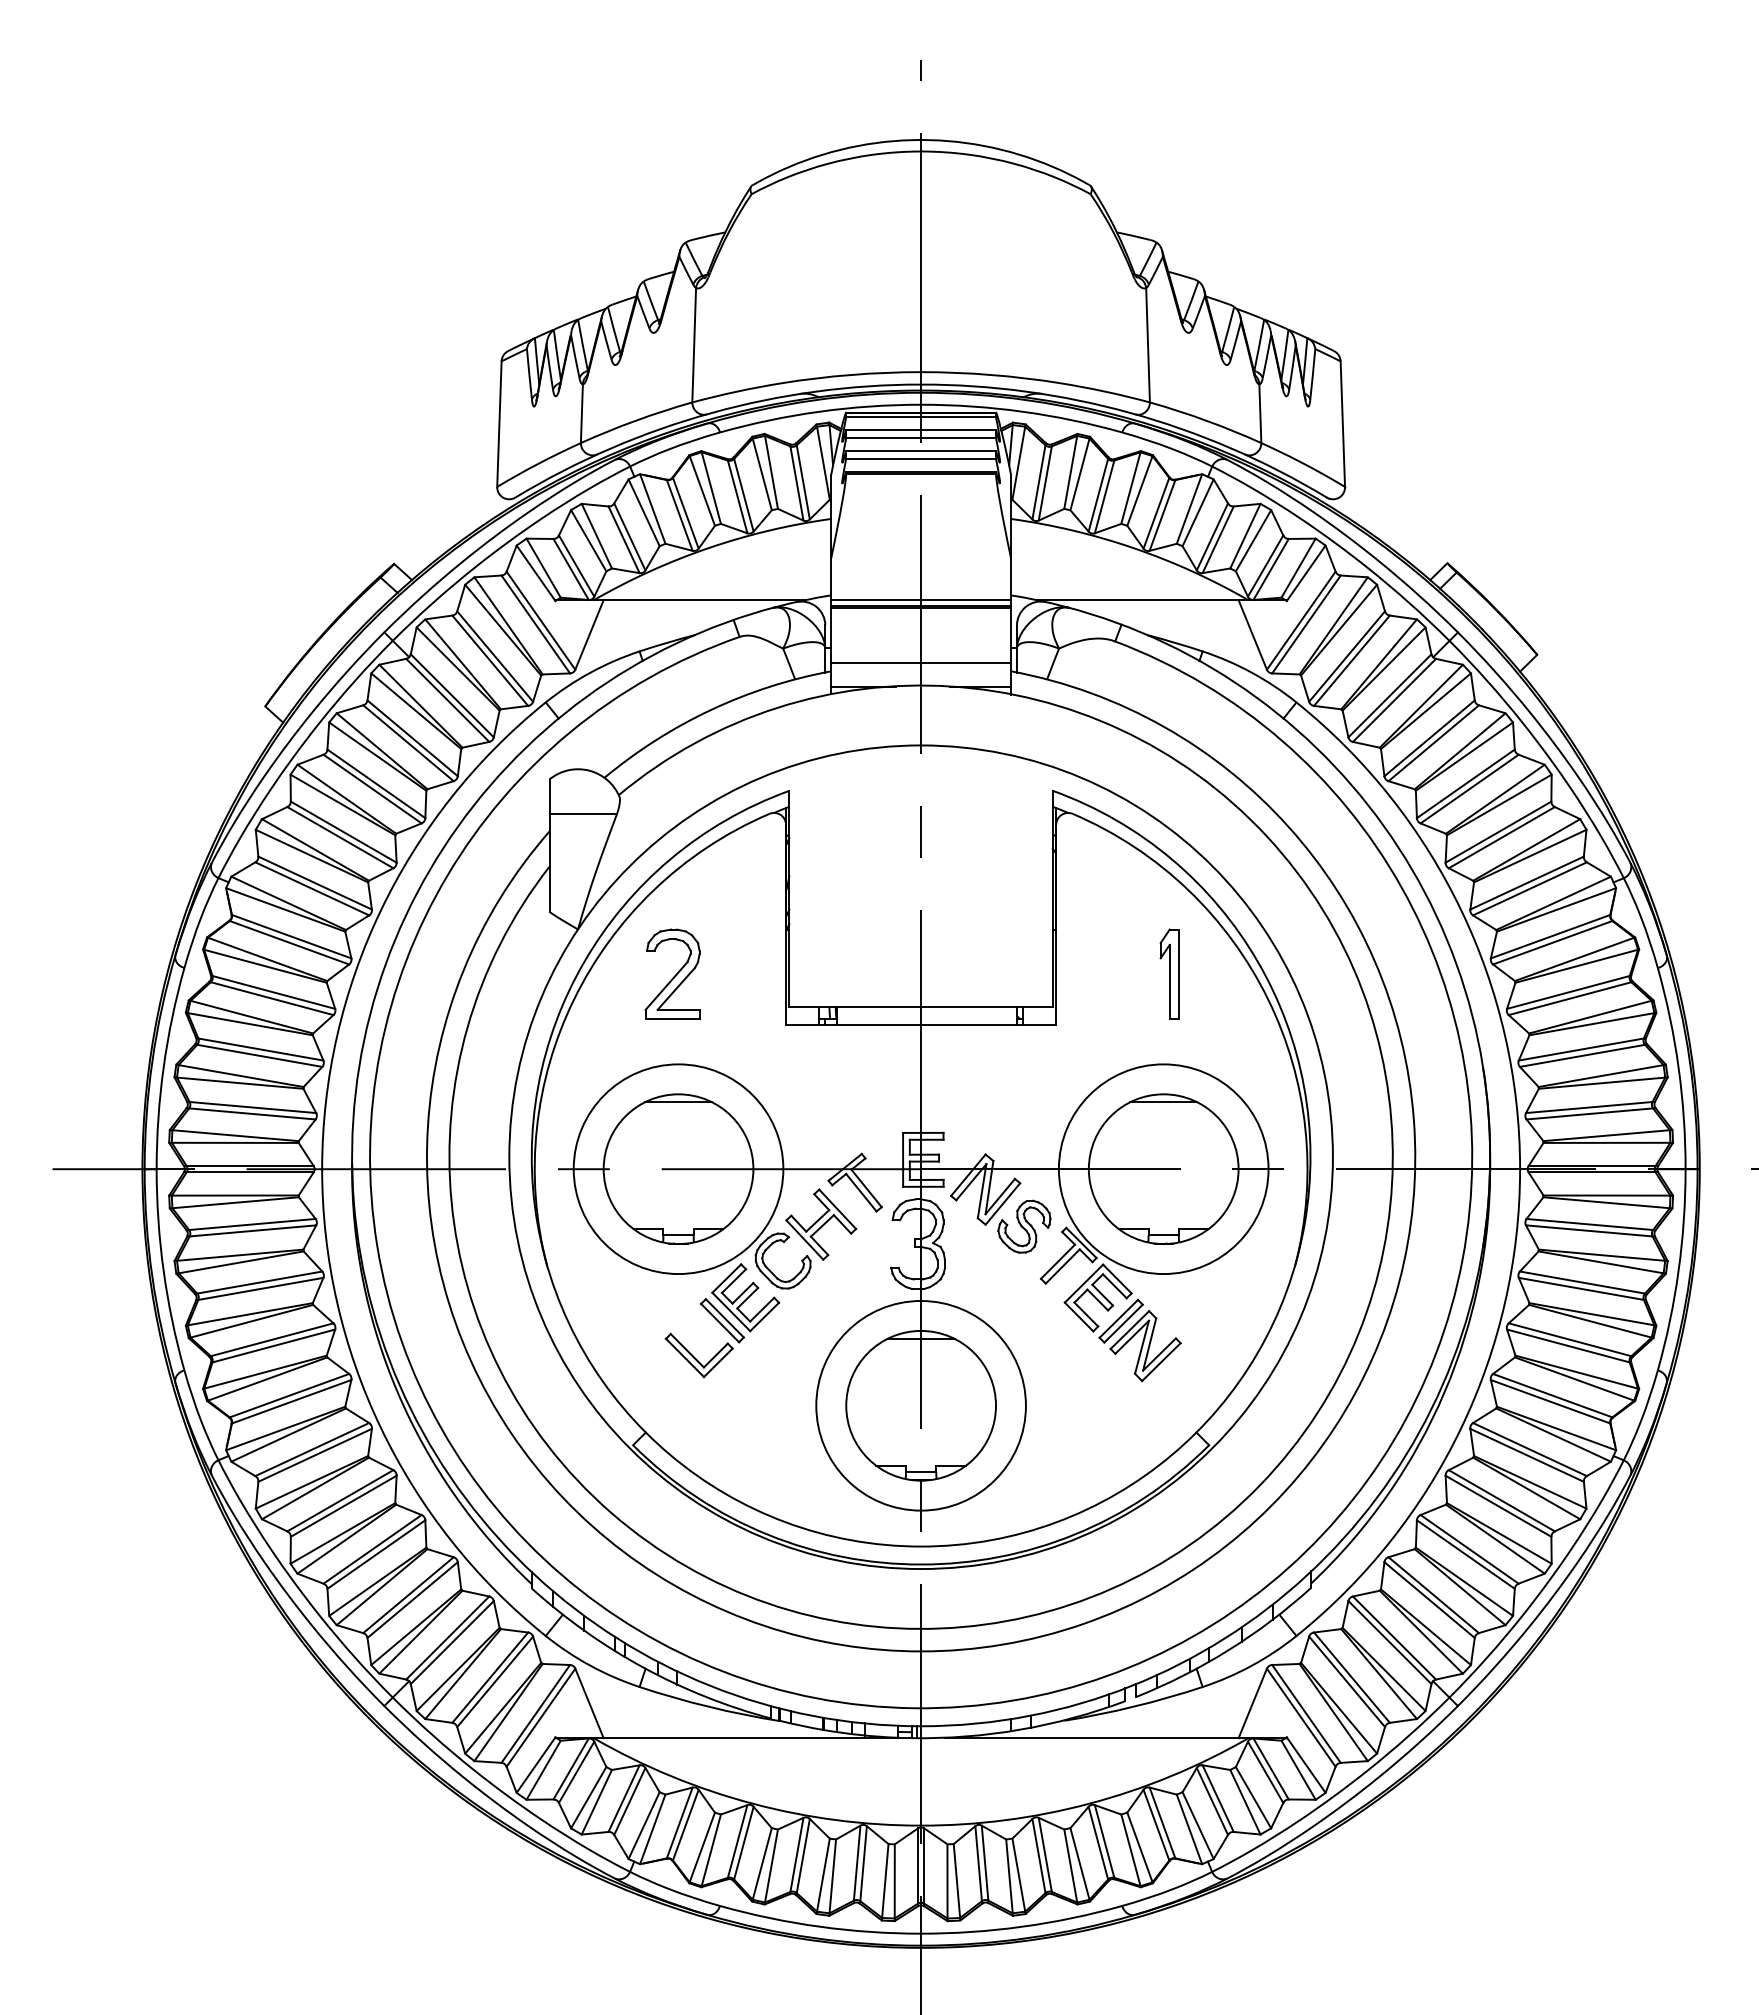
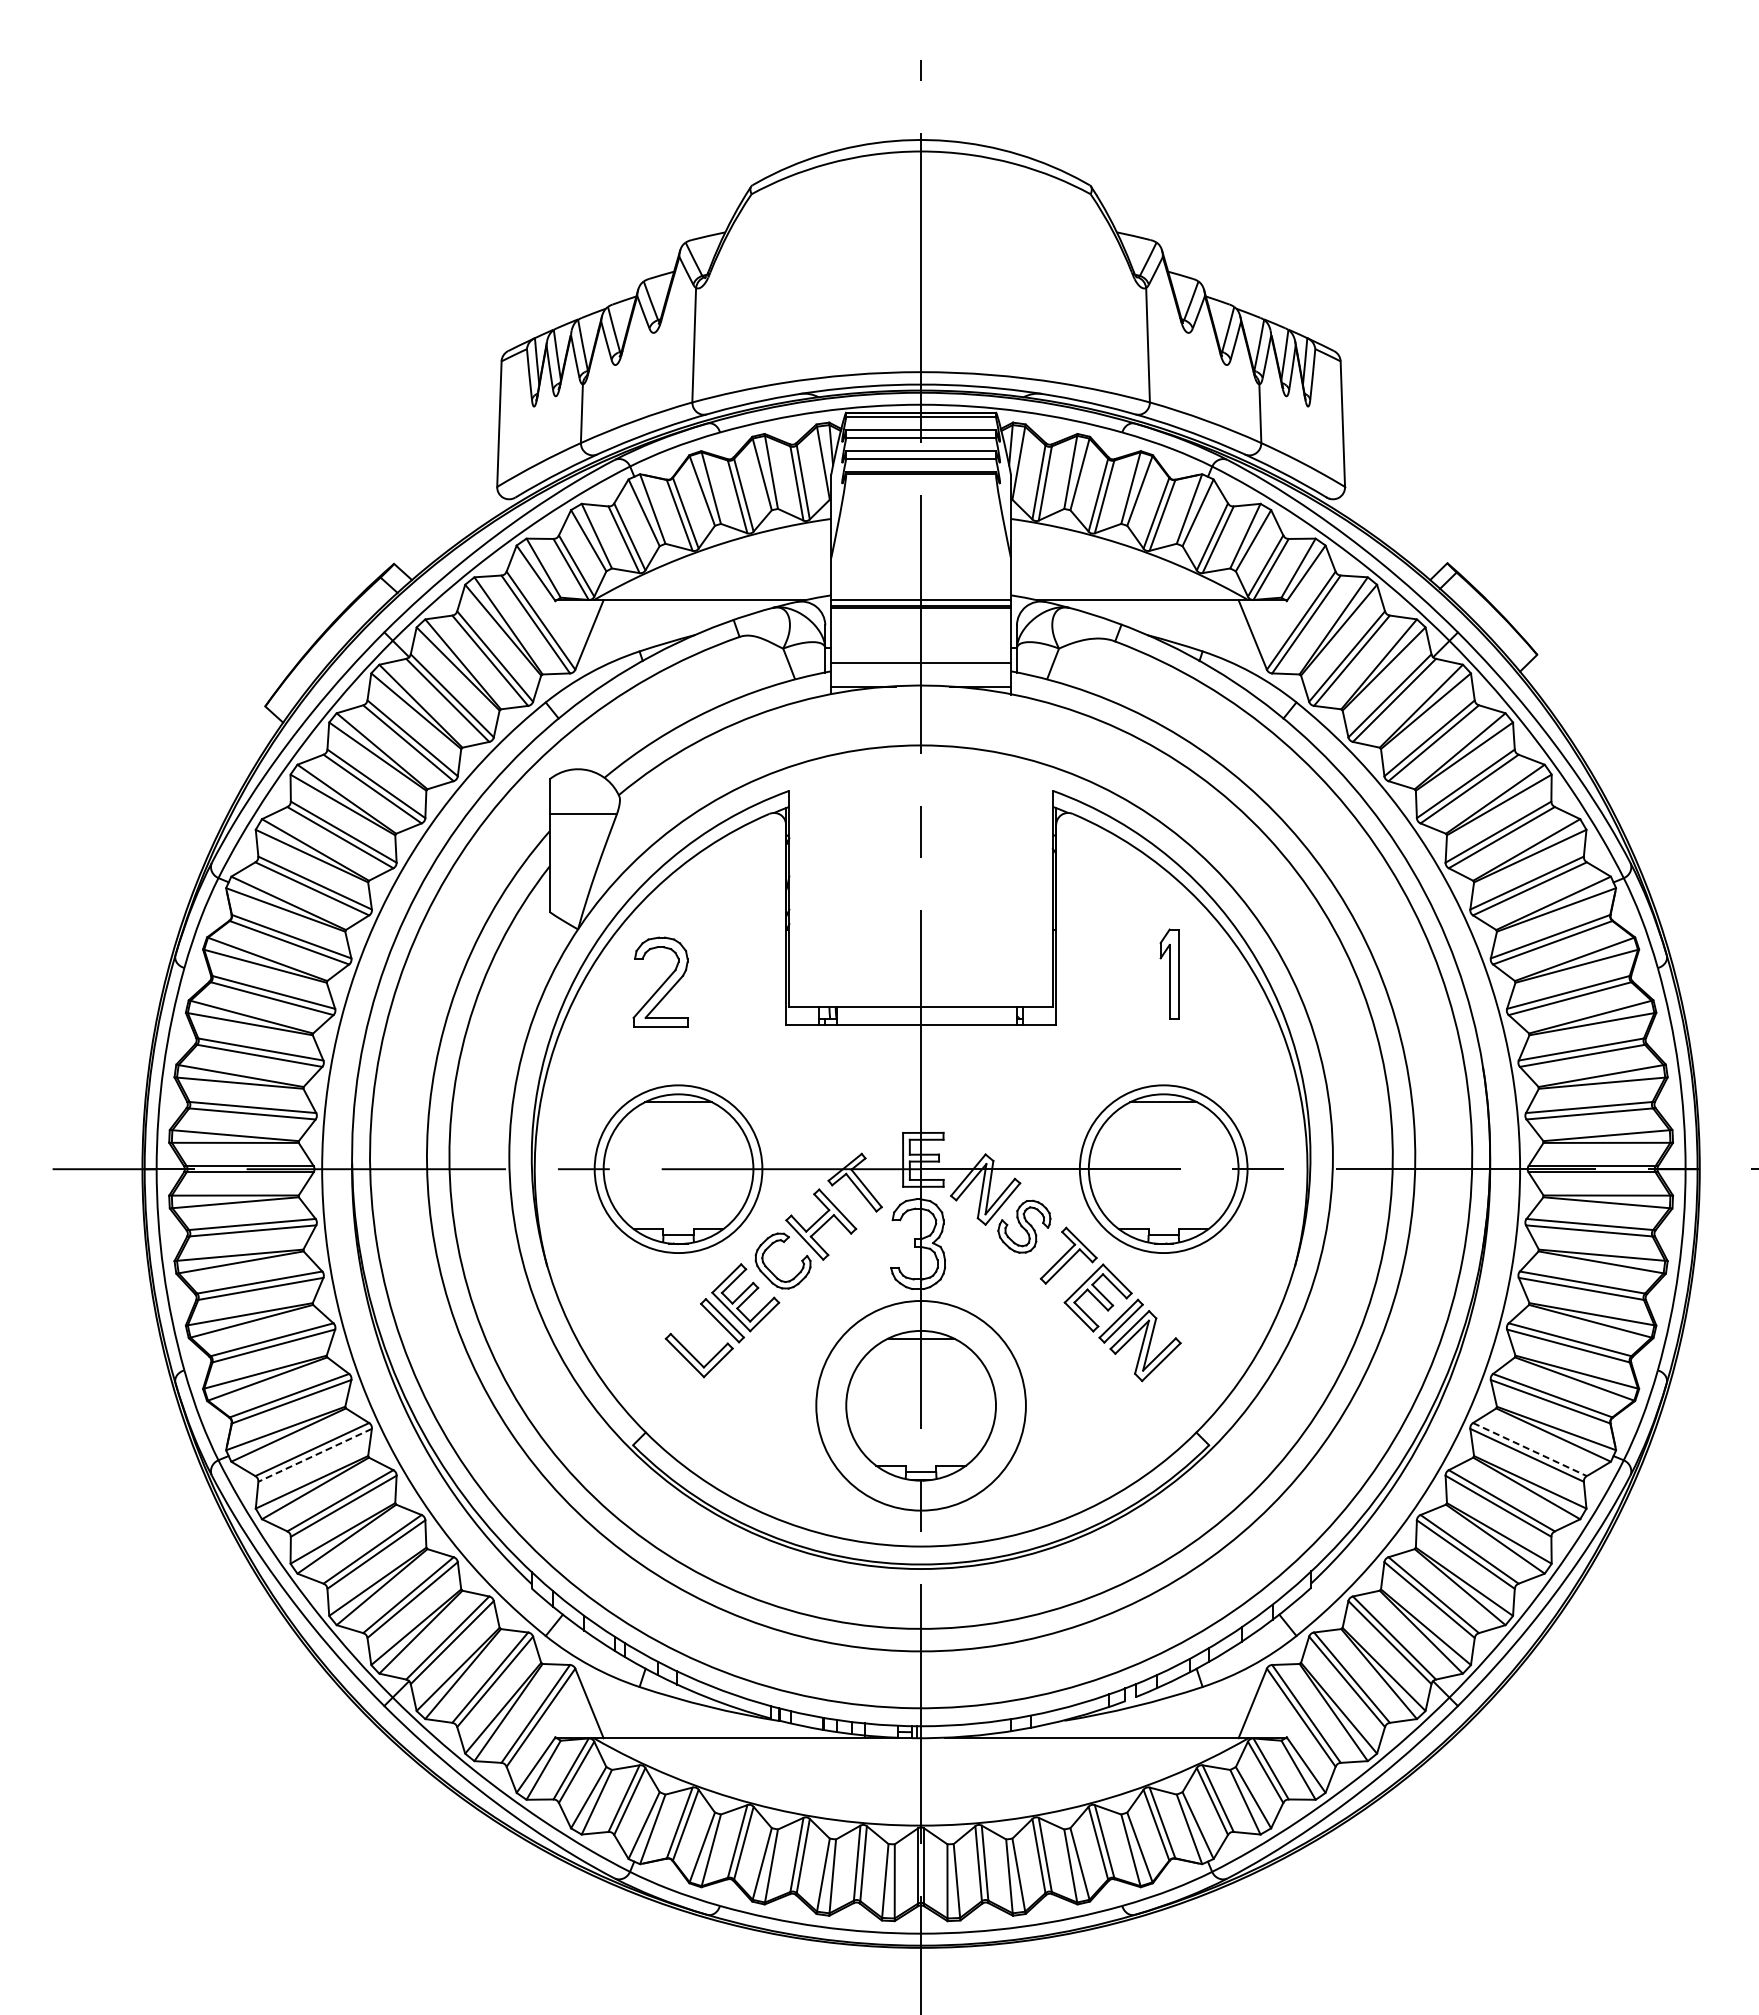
part position: (672, 973) -> (660, 981) (660, 981)
circle diameter: 210 px -> 168 px (678, 1169)
circle diameter: 210 px -> 168 px (1163, 1169)
line: solid -> dashed (1529, 1449)
line: solid -> dashed (315, 1455)
